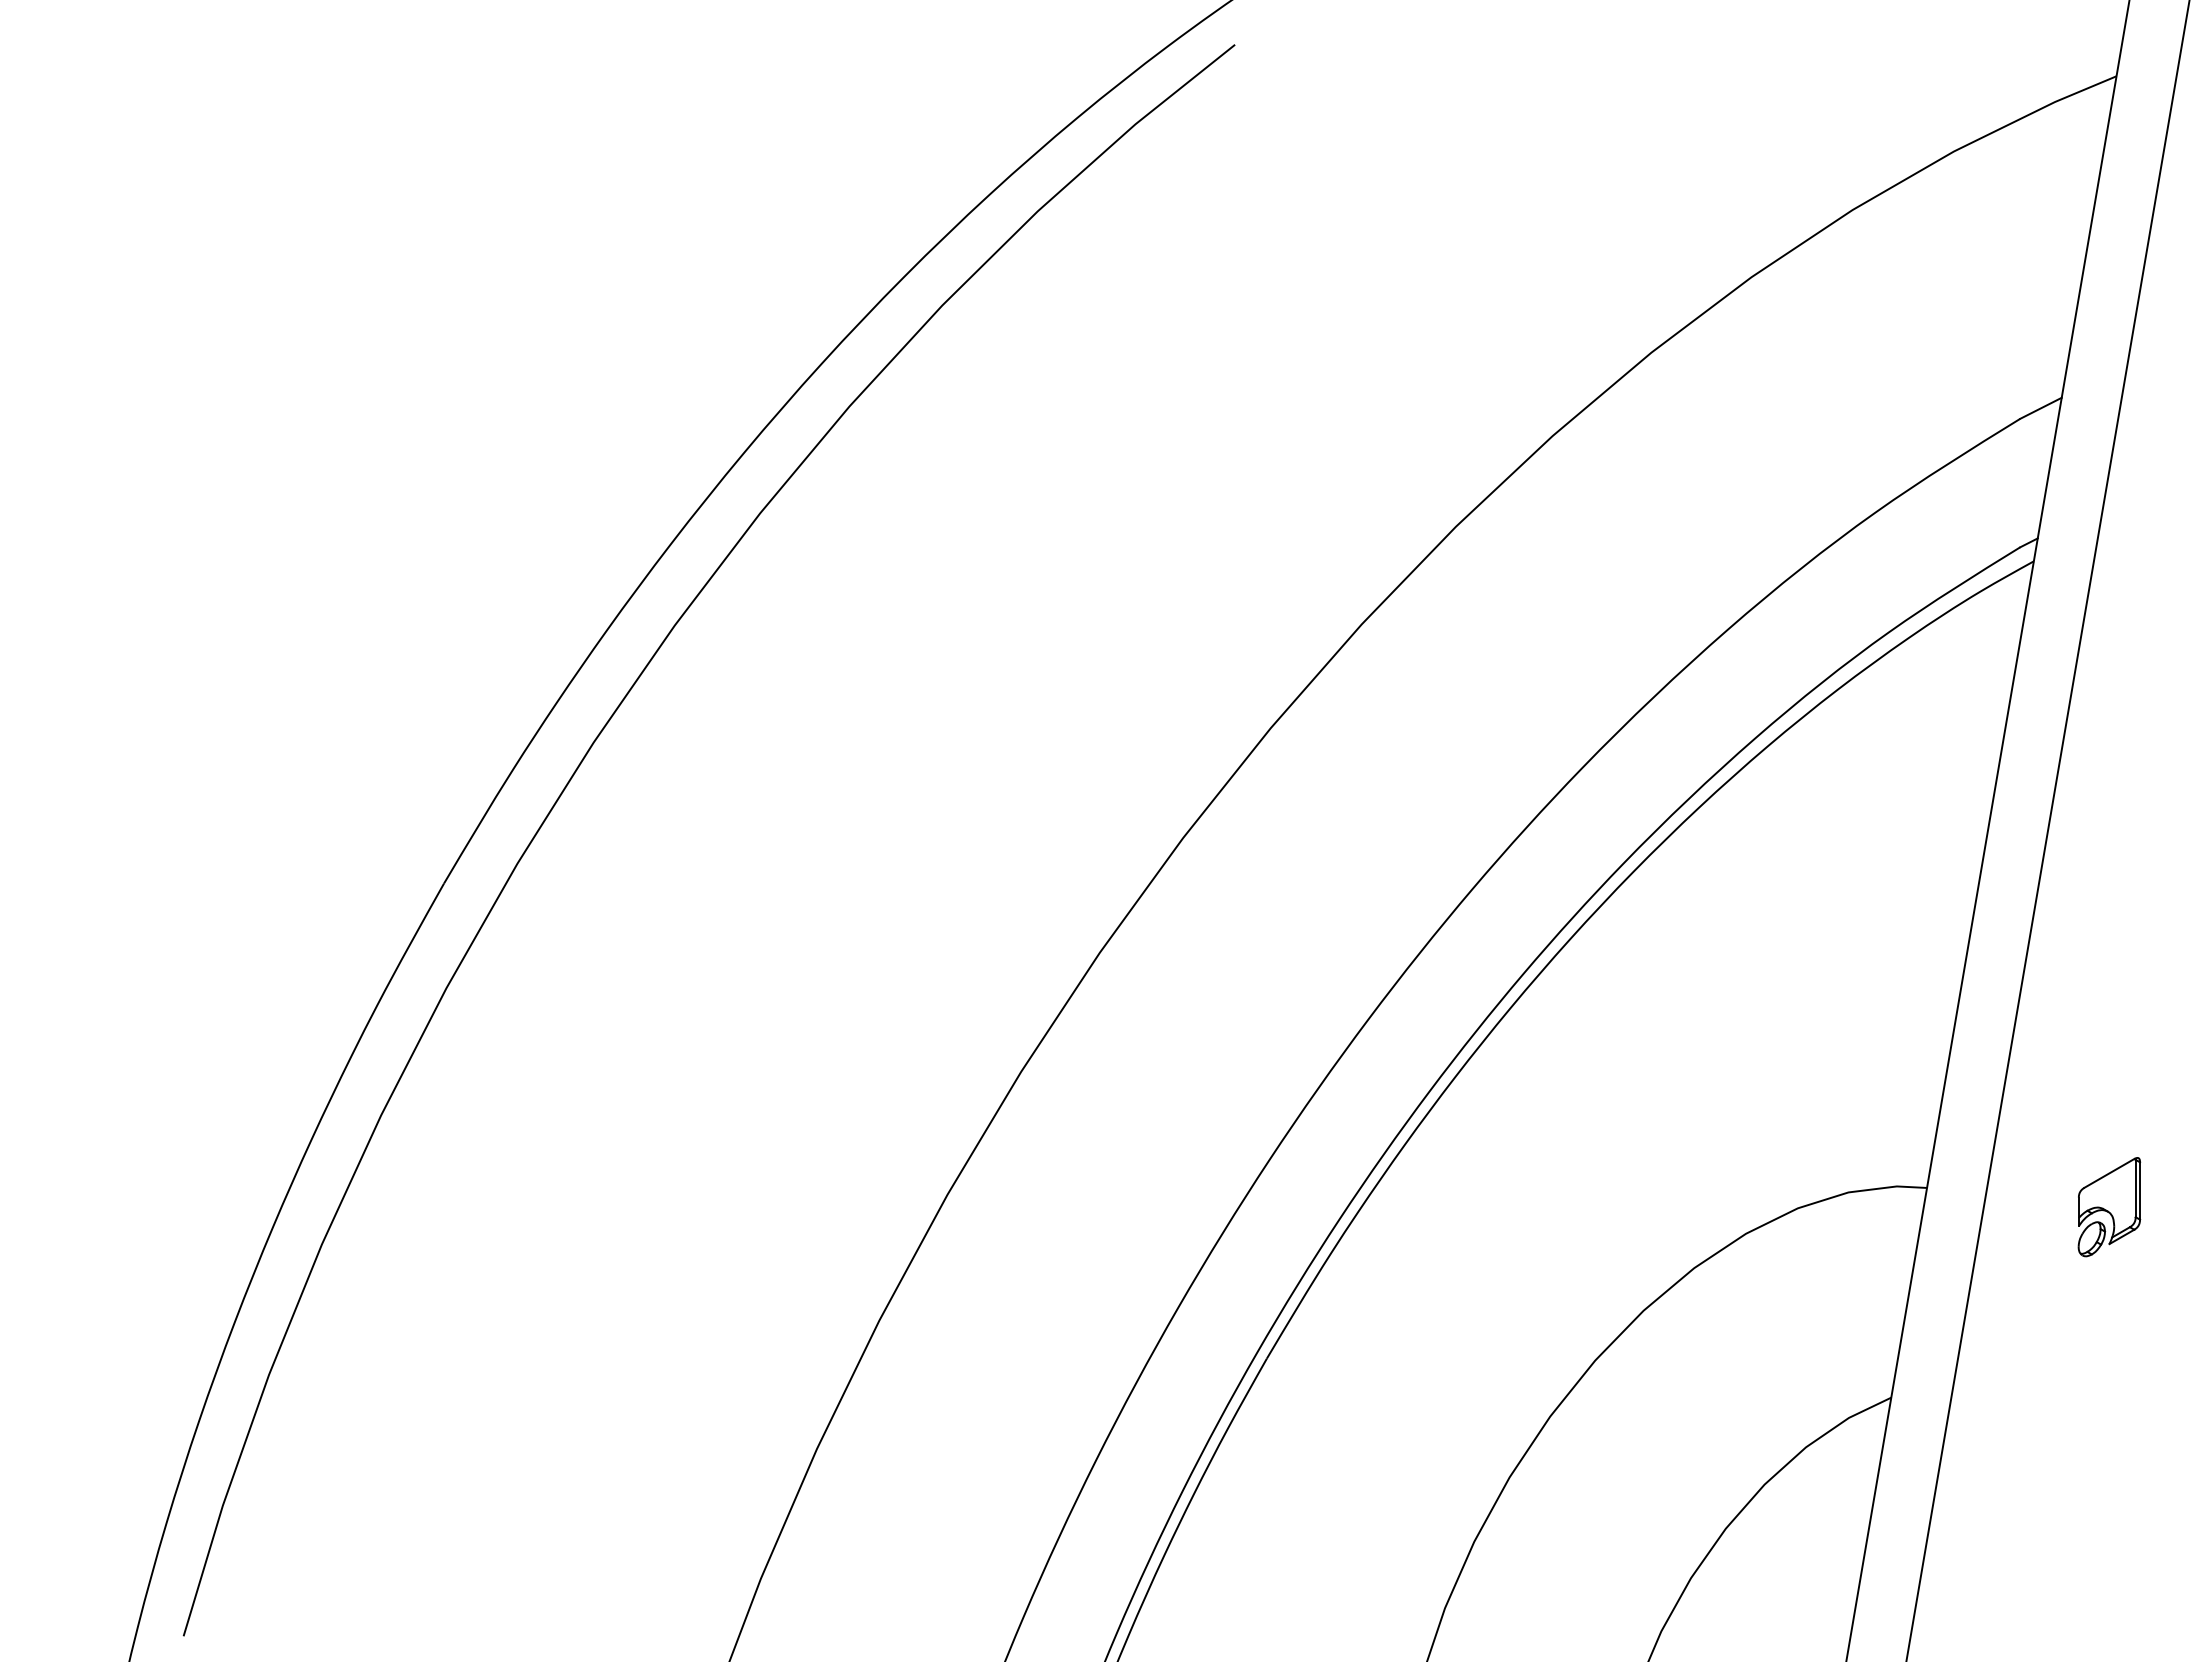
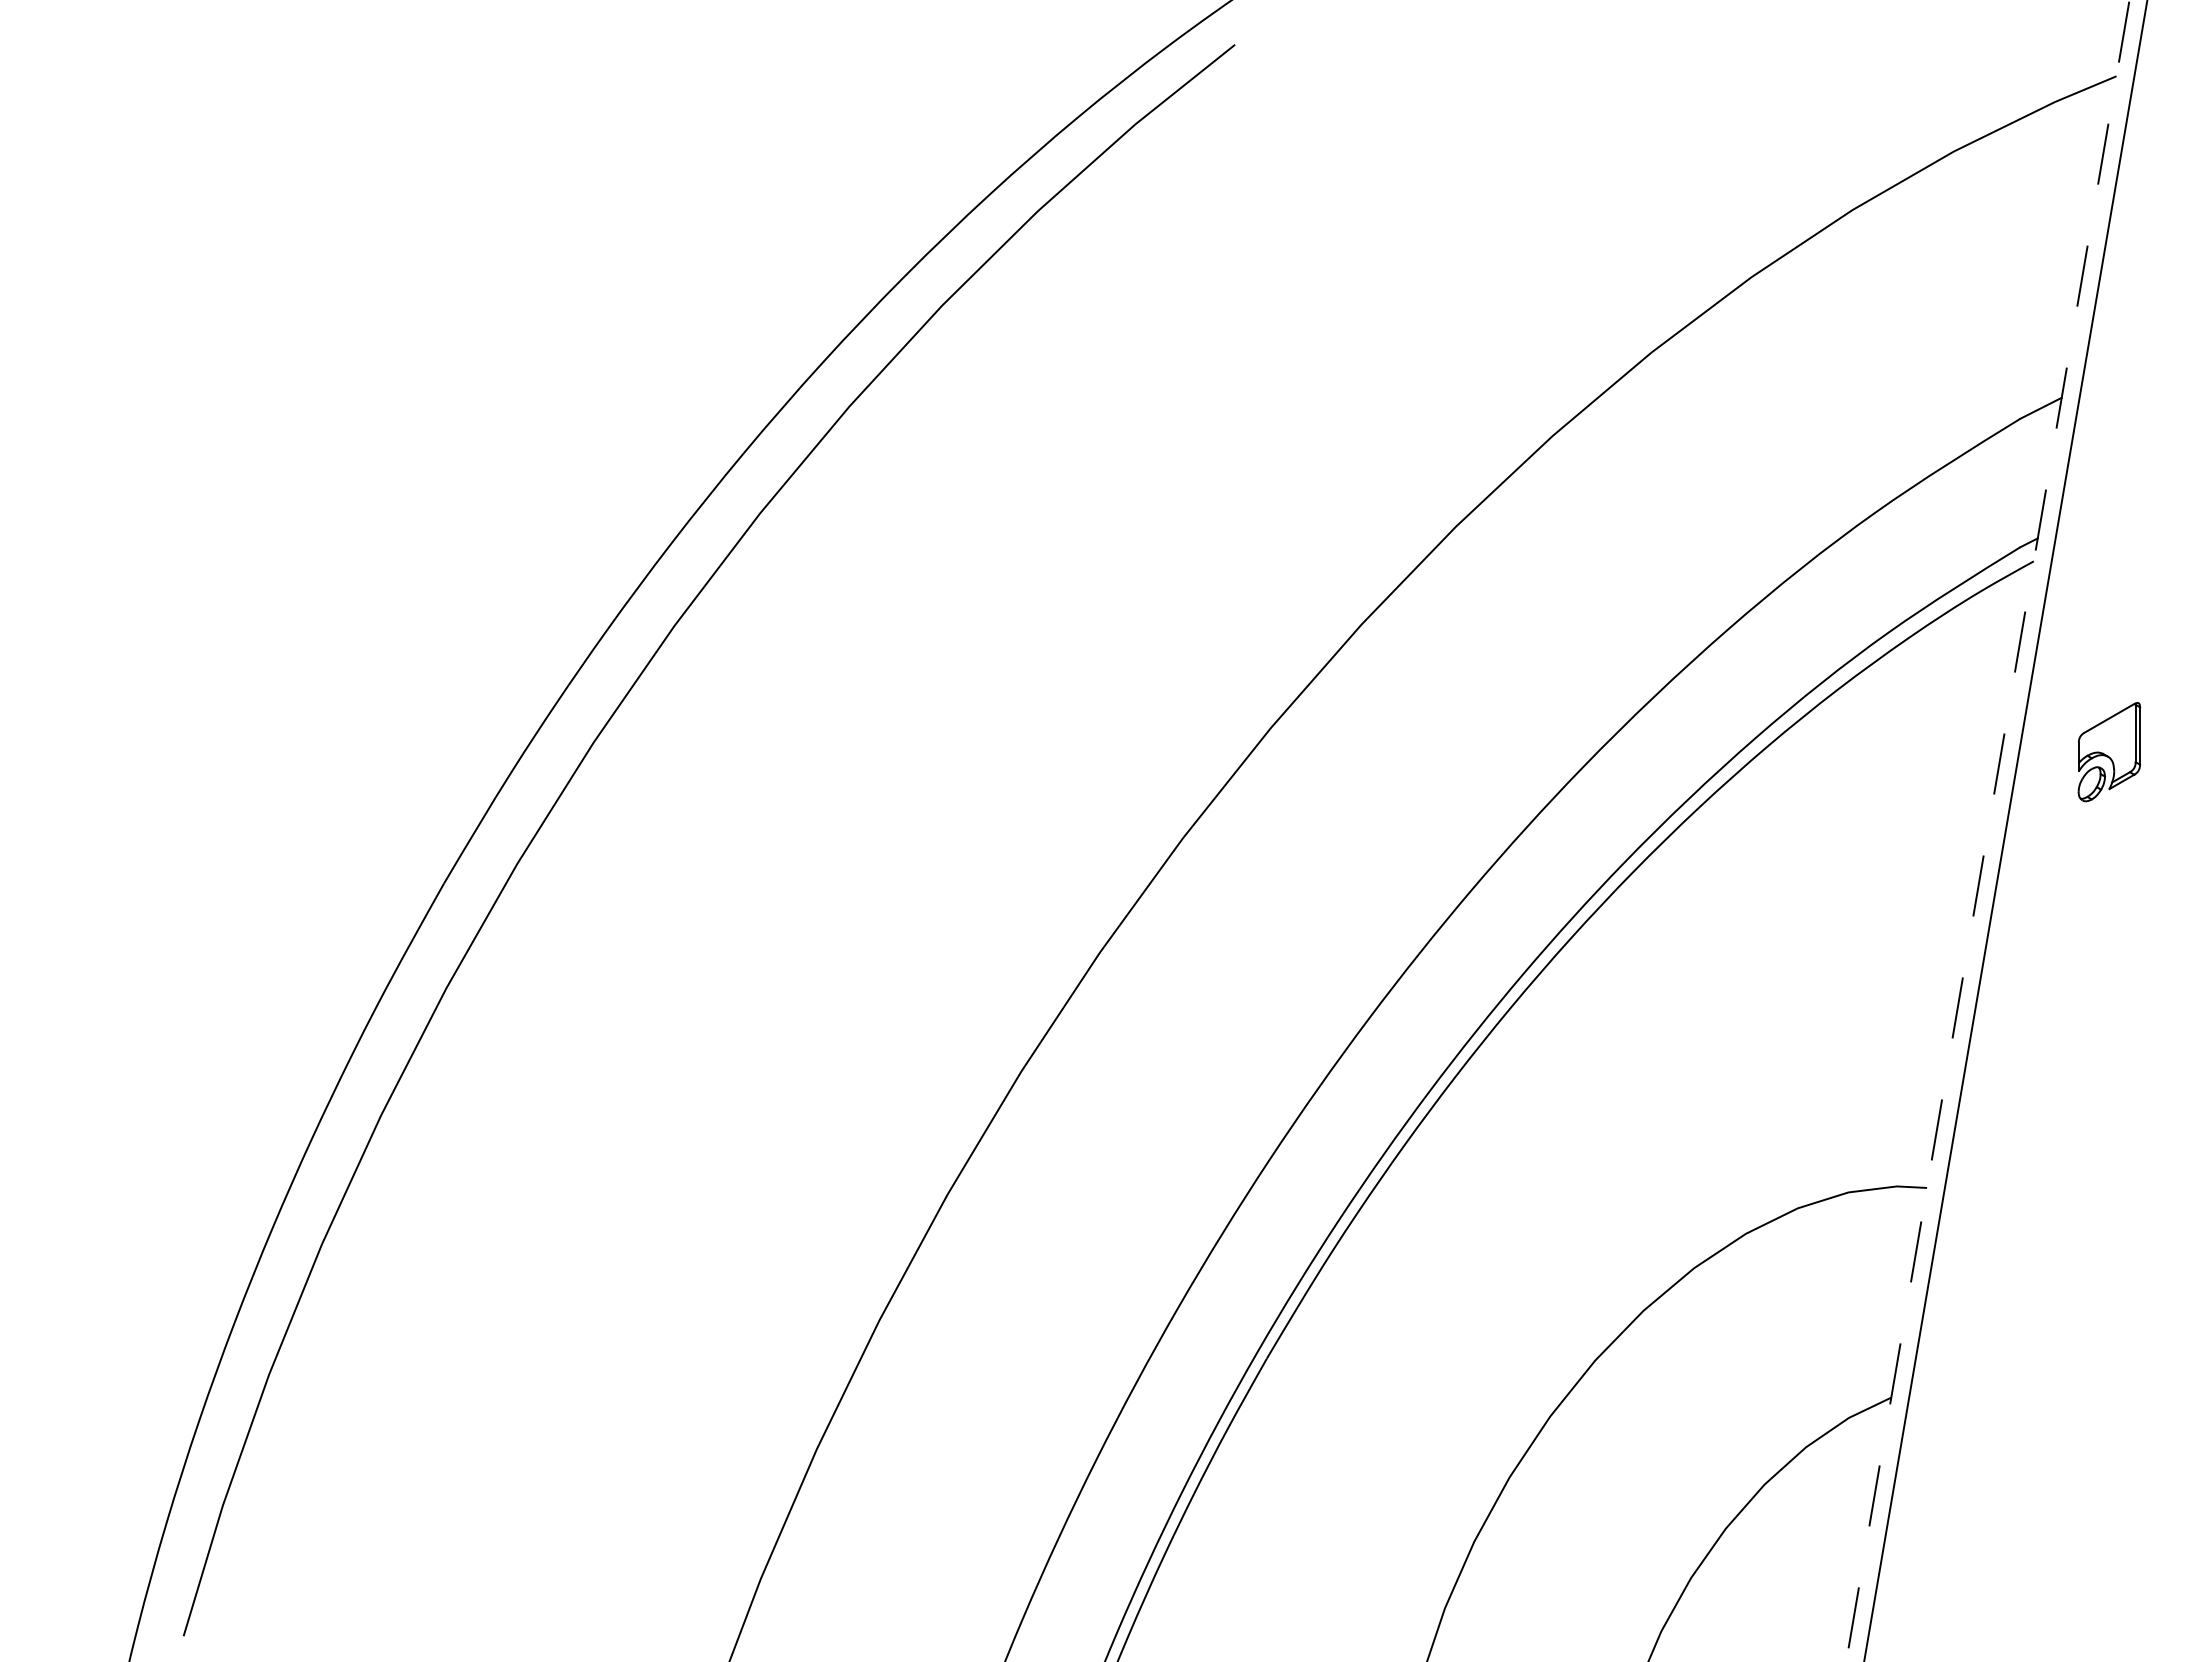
line: solid -> dashed (1987, 830)
line position: (2047, 830) -> (2005, 830) (2005, 830)
part position: (2109, 1207) -> (2109, 752) (2109, 752)
